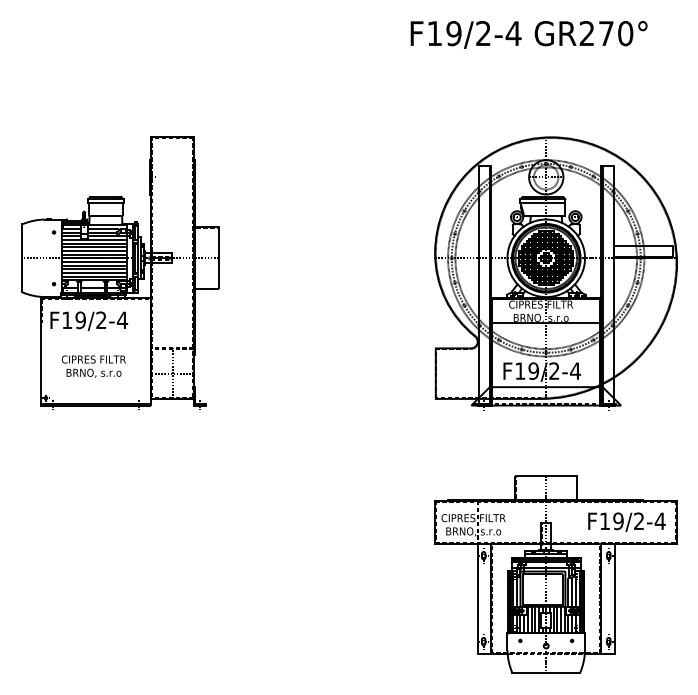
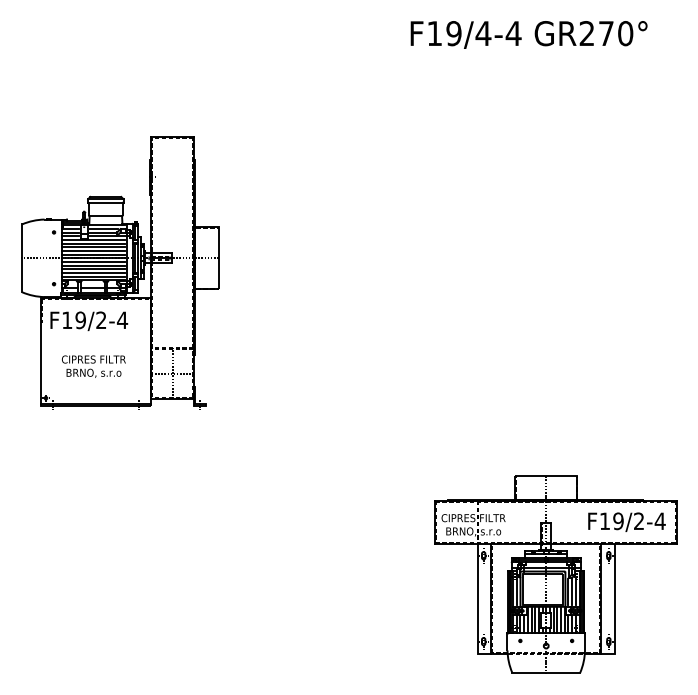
text: F19/2-4 -> F19/4-4 (483, 33)
part: present -> none (555, 273)
